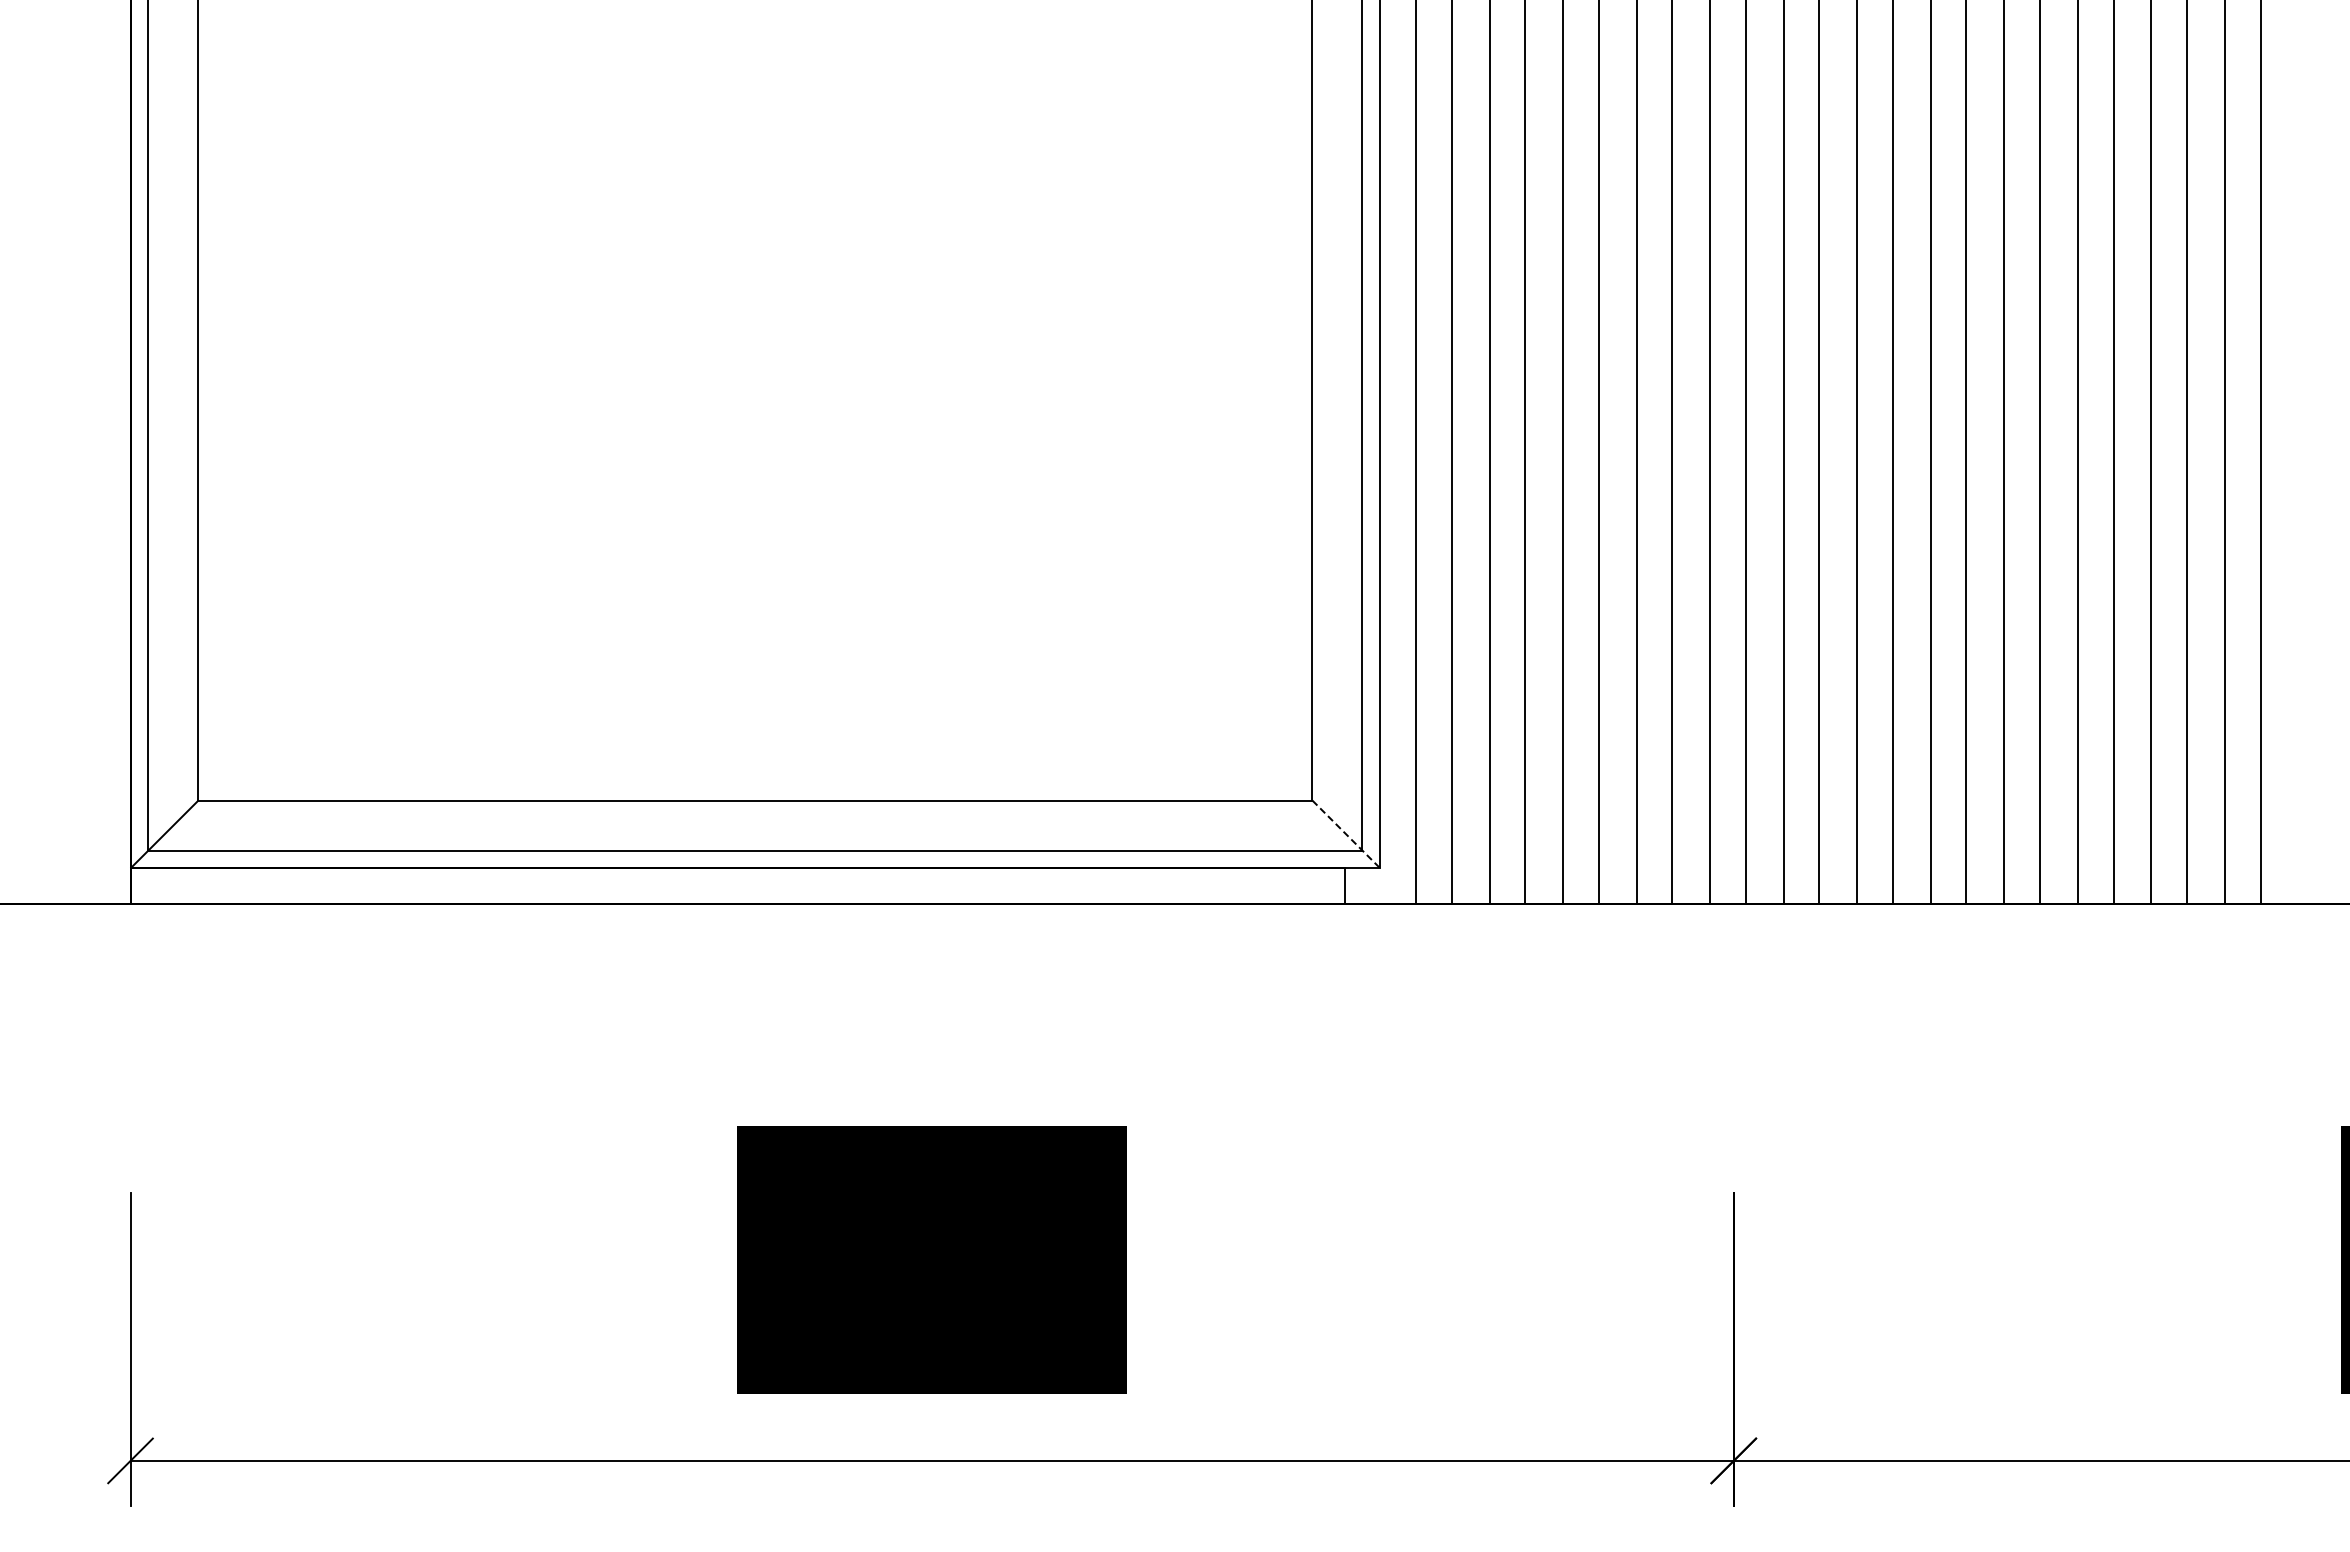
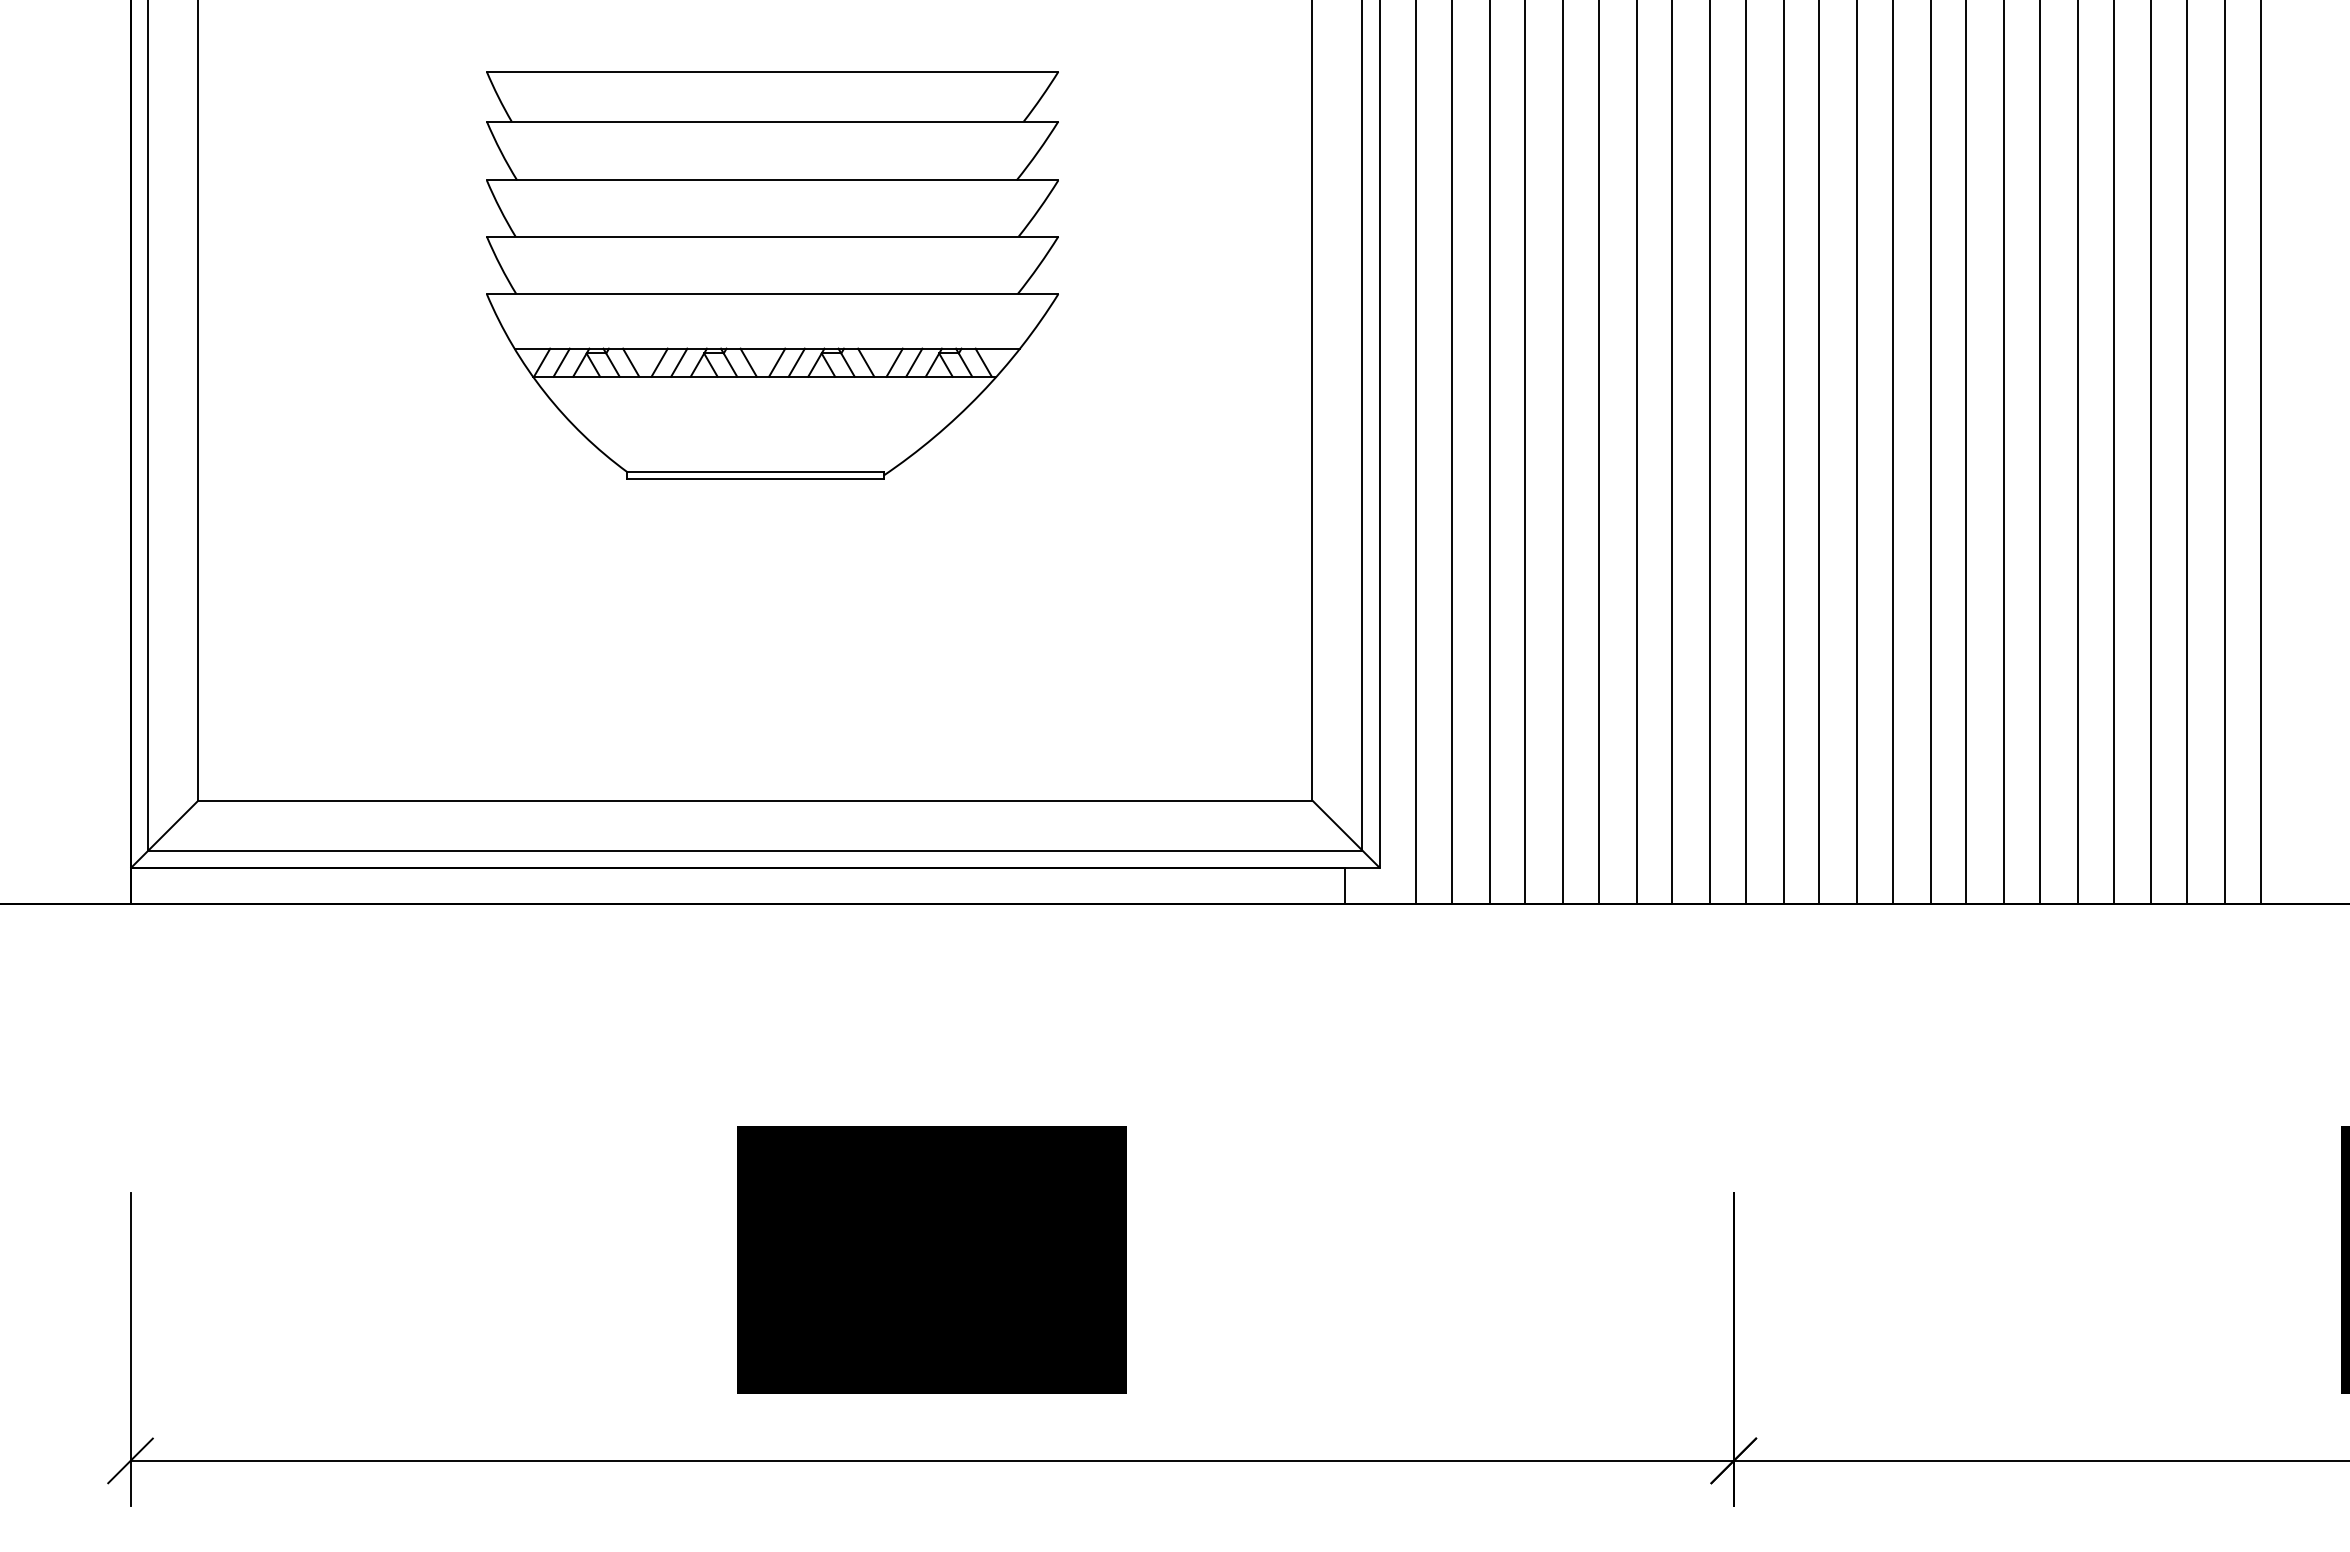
part: none -> present (772, 275)
line: dashed -> solid (1346, 834)
